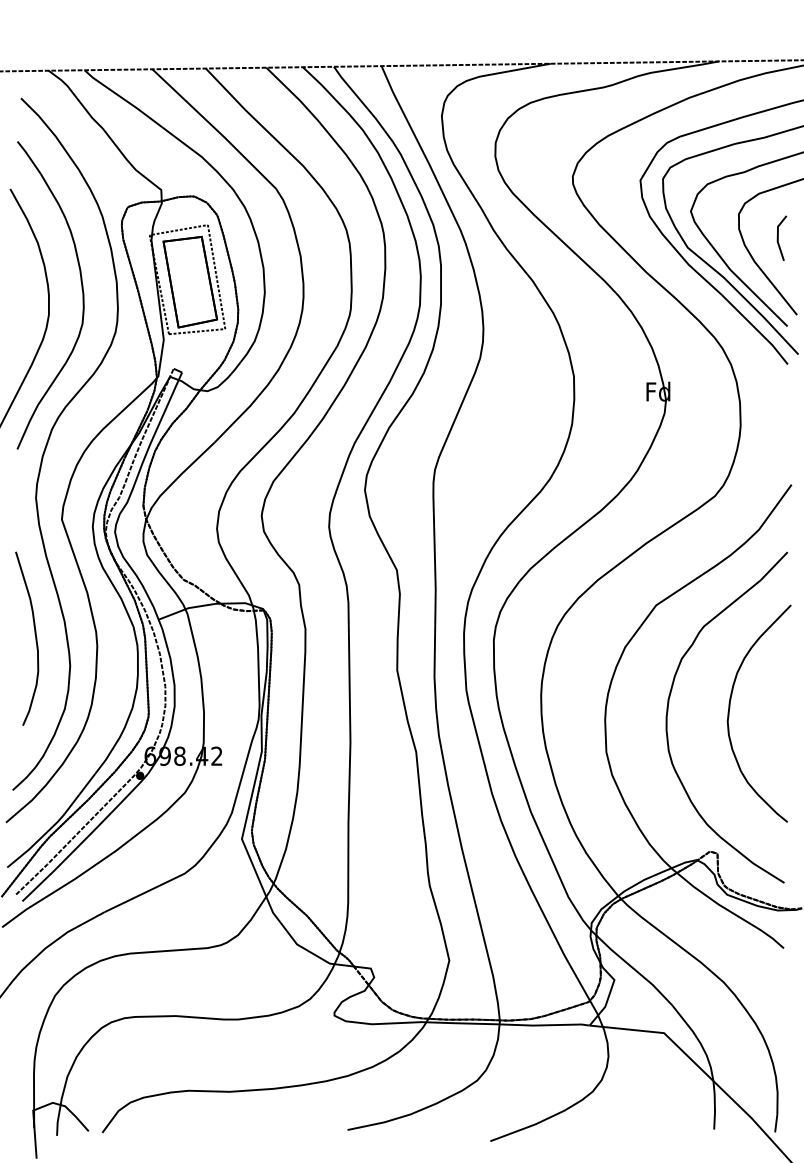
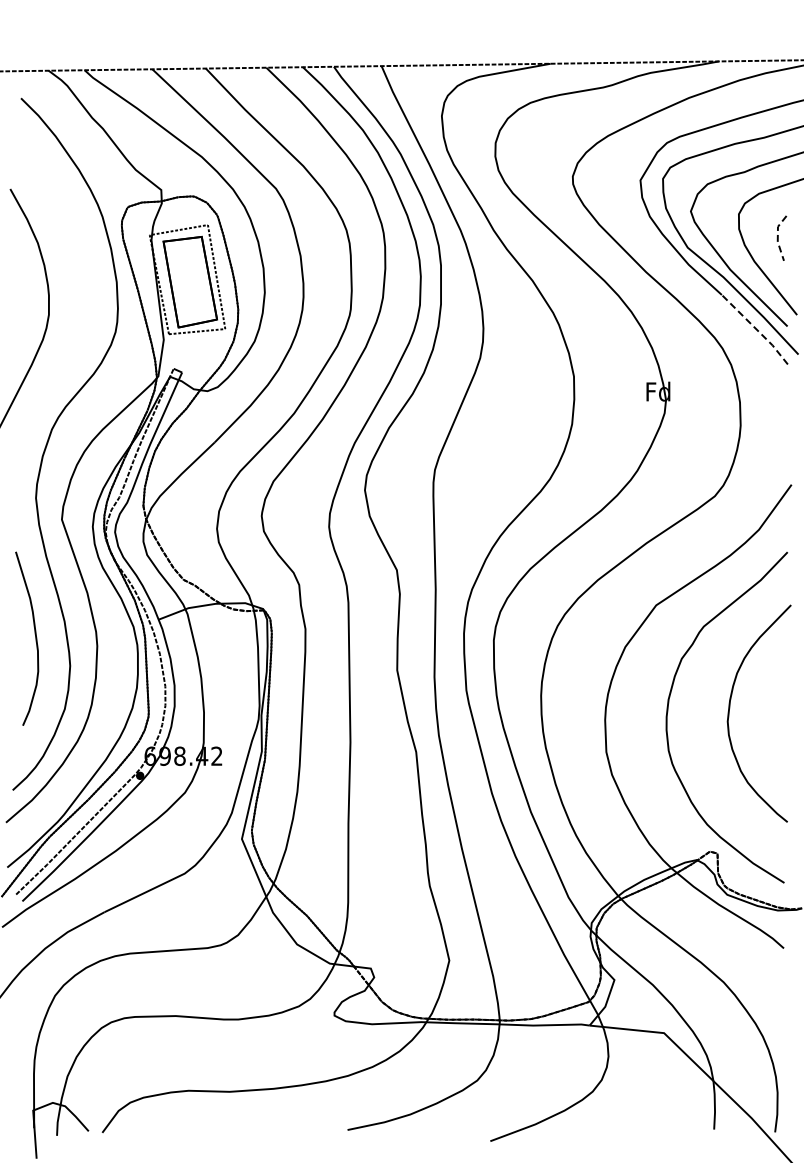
line: solid -> dashed (777, 237)
curve: present -> none (81, 289)
line: solid -> dashed (756, 329)
